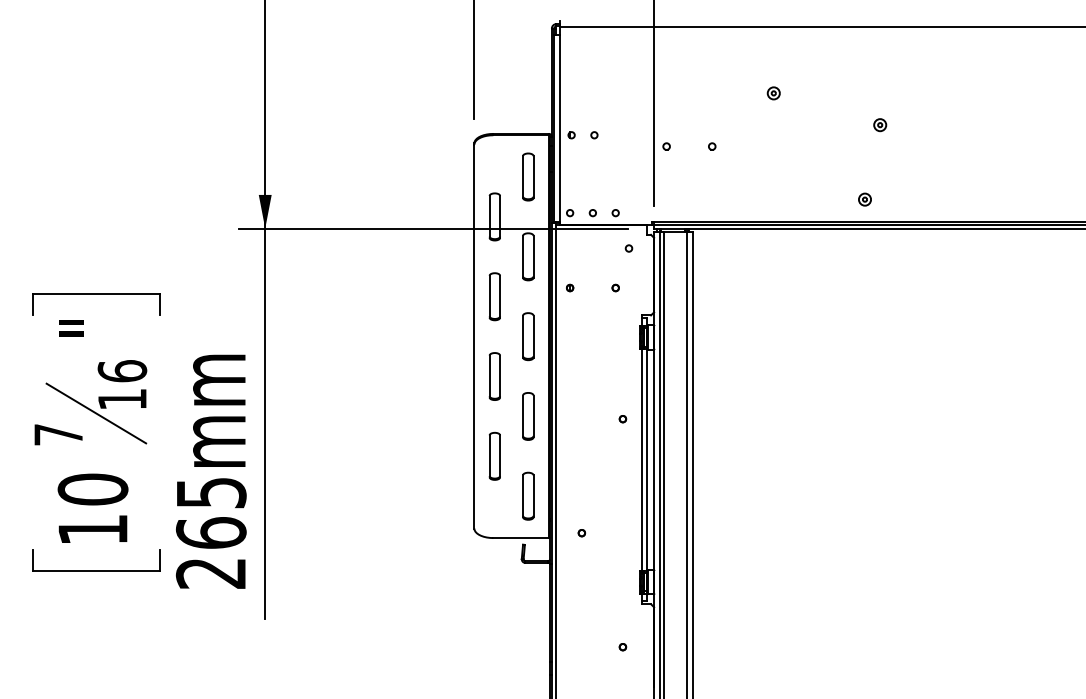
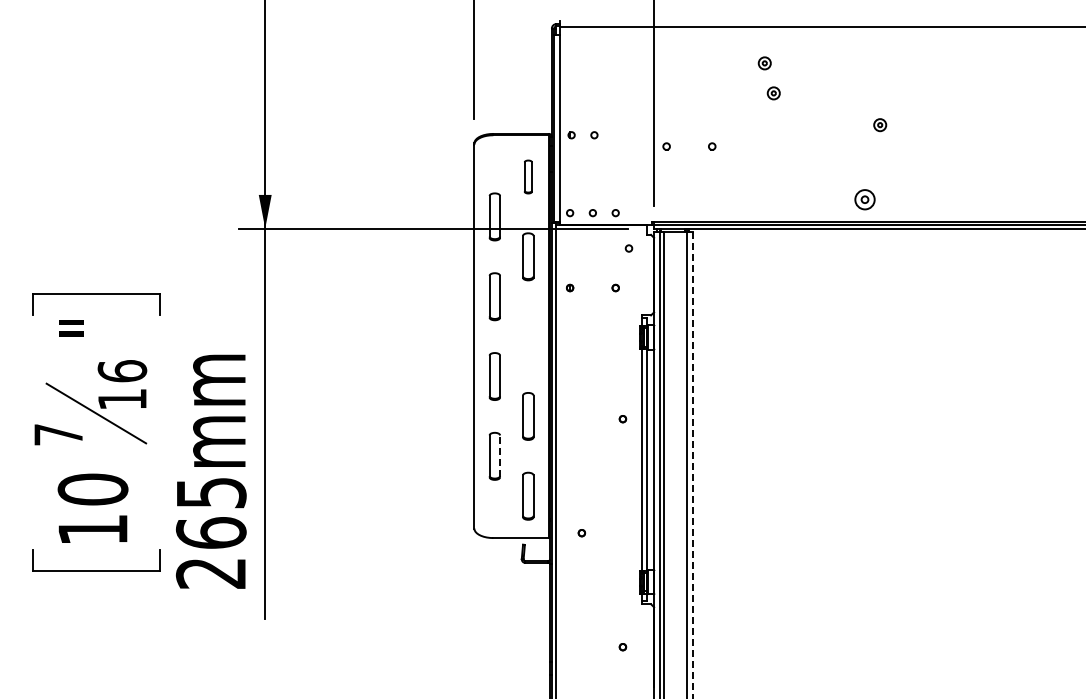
part: none -> present (764, 63)
part size: 13x50 px -> 9x36 px (528, 176)
part size: 14x15 px -> 22x22 px (864, 199)
part: present -> none (528, 336)
line: solid -> dashed (500, 456)
line: solid -> dashed (693, 465)
